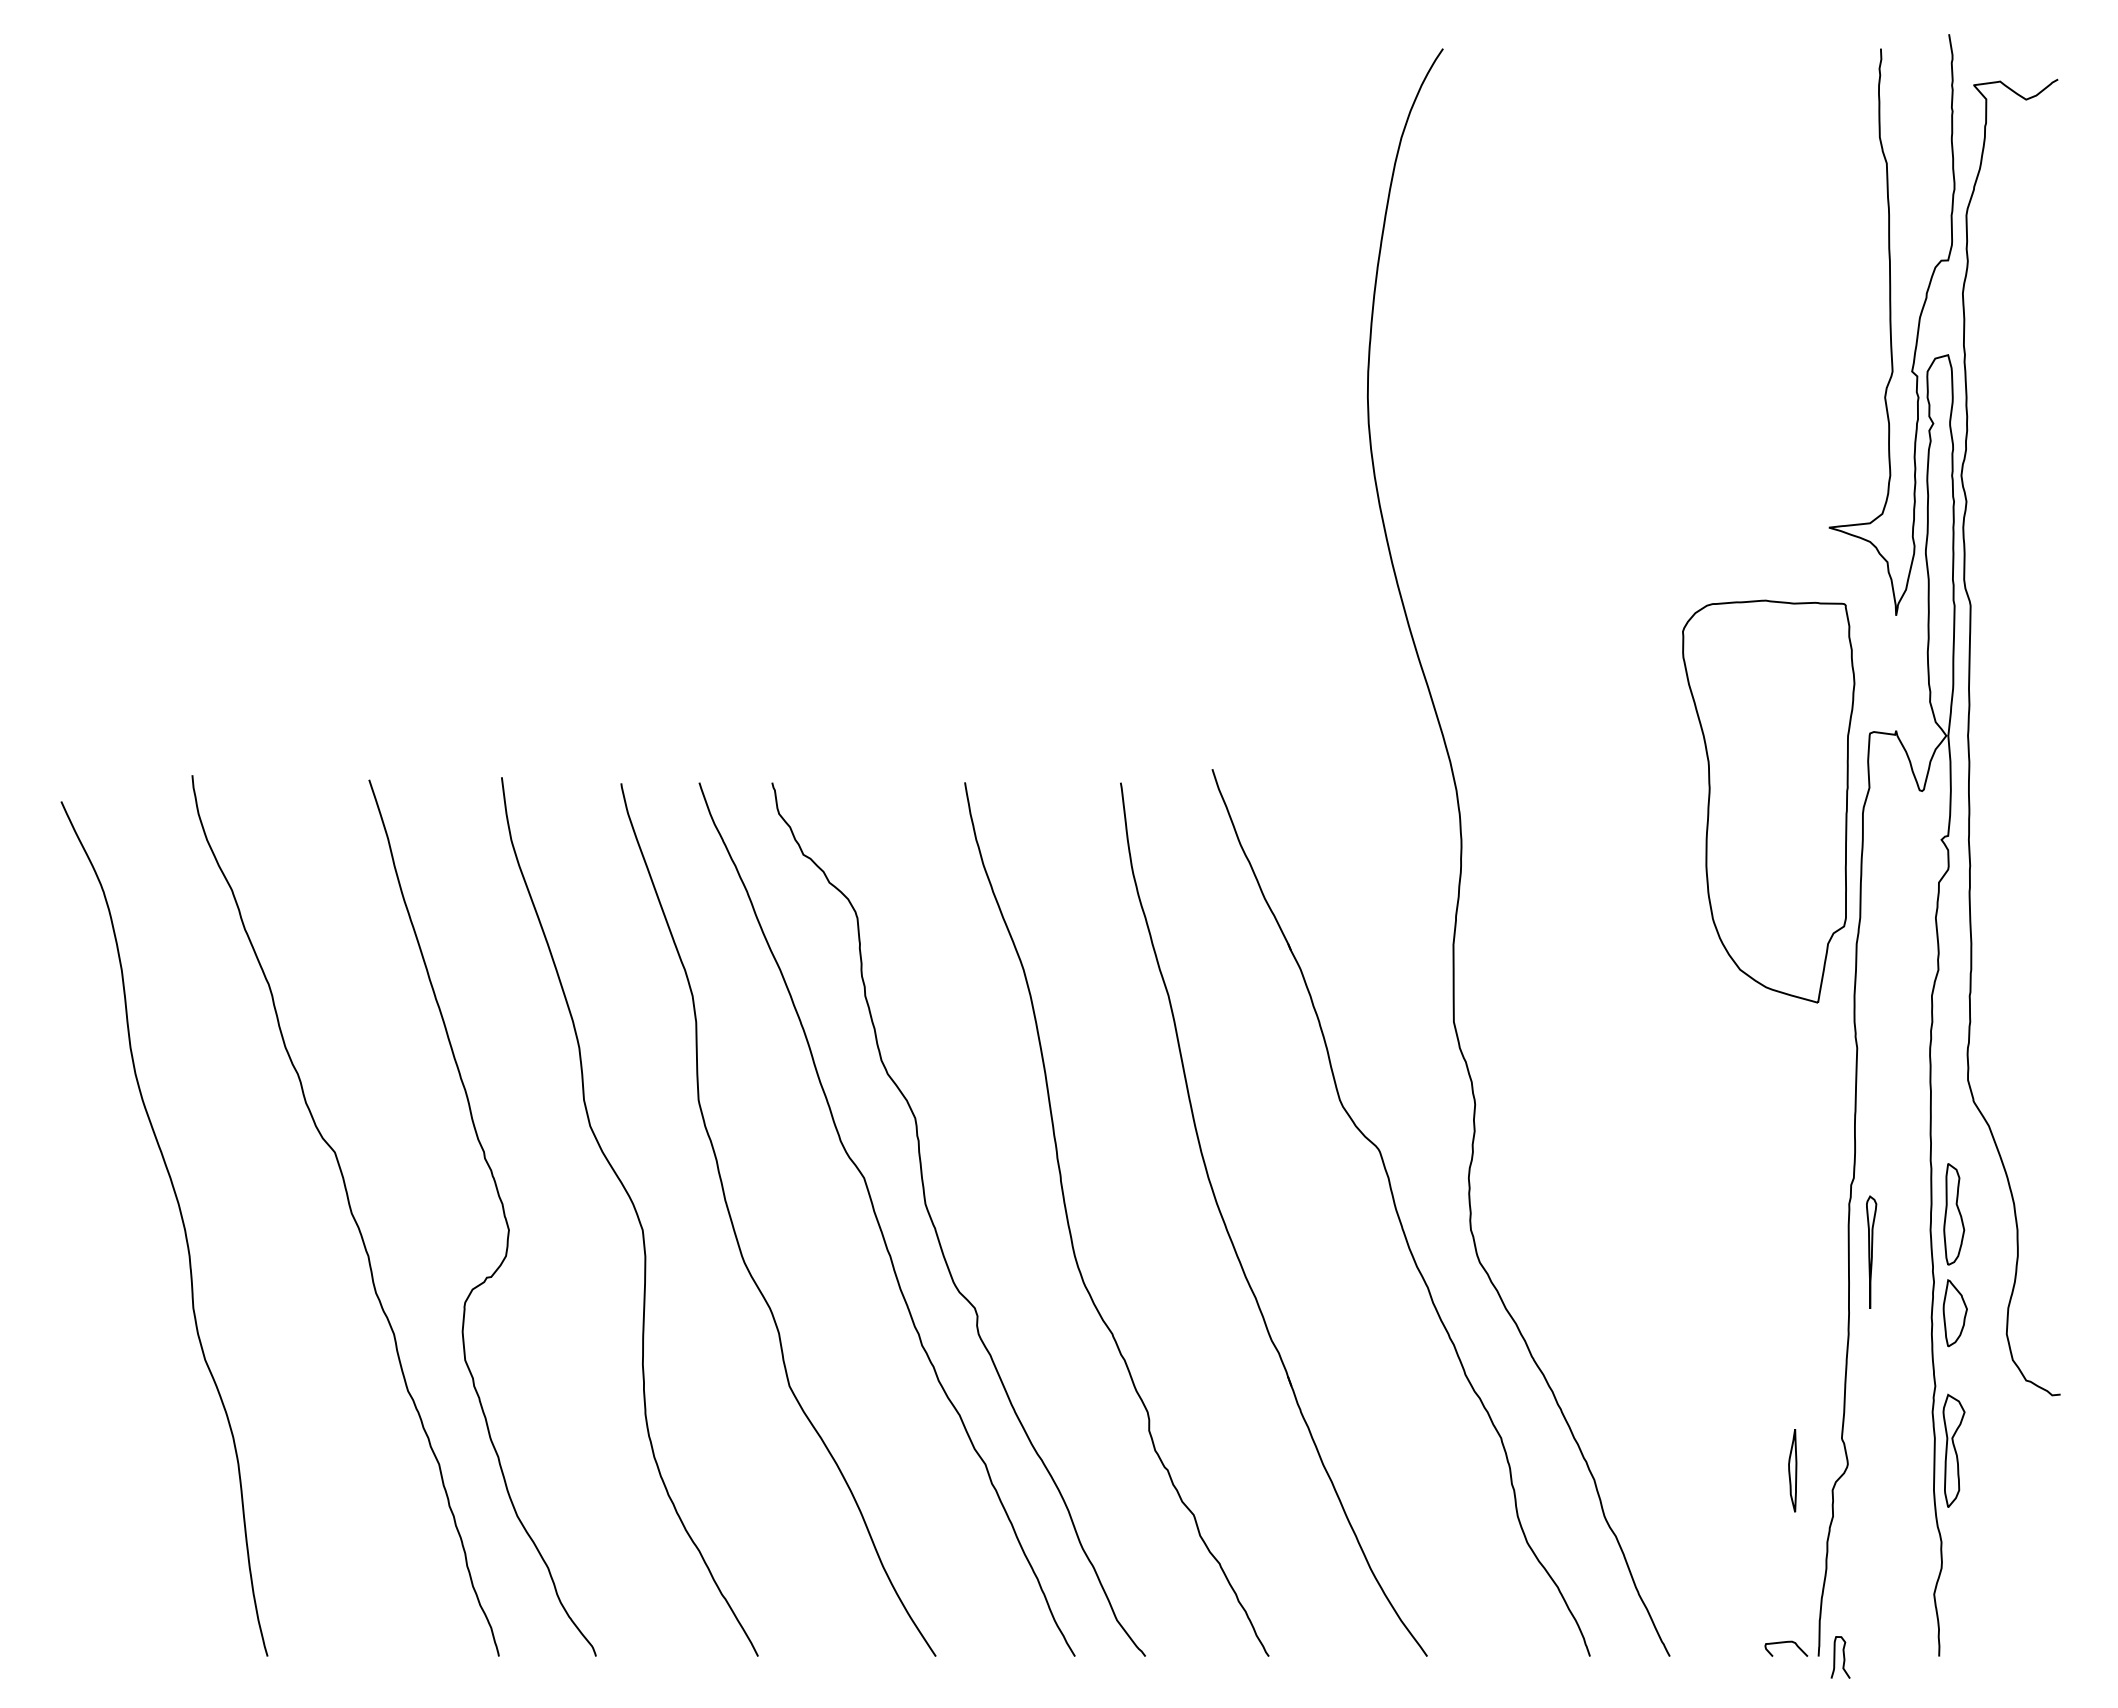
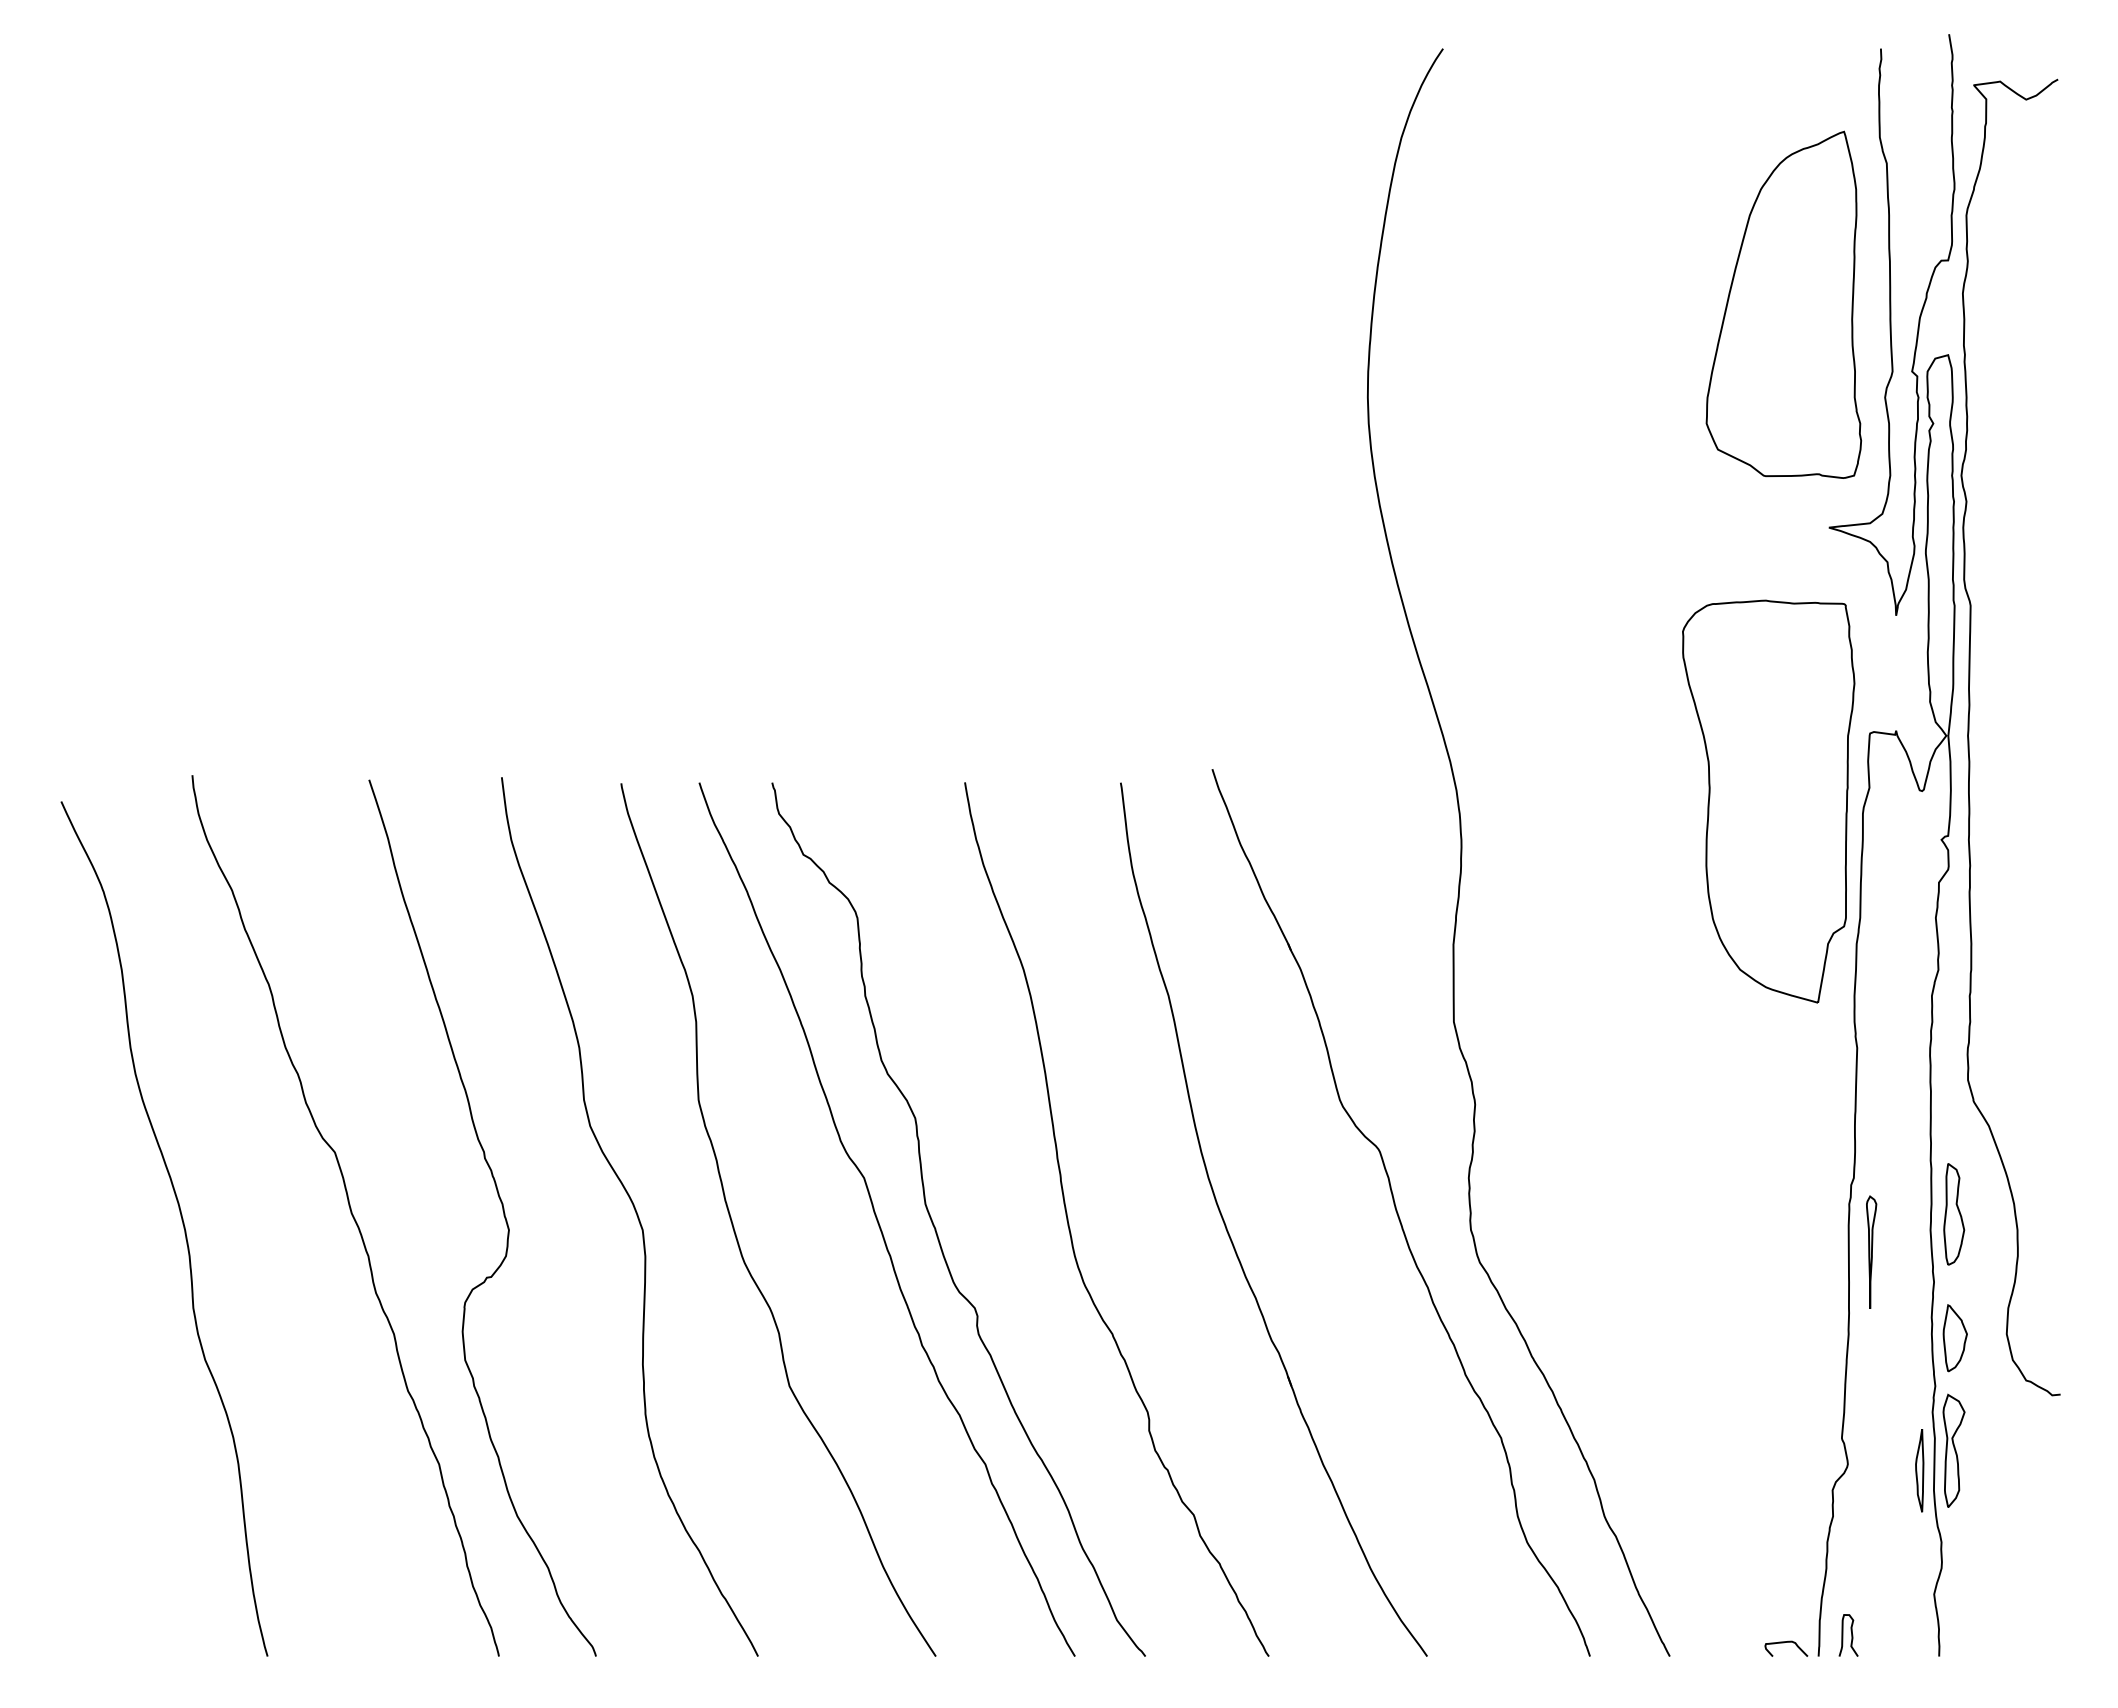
part: none -> present (1783, 304)
part position: (1954, 1313) -> (1954, 1338) (1954, 1338)
part position: (1792, 1470) -> (1919, 1470) (1919, 1470)
curve position: (1843, 1657) -> (1851, 1635) (1851, 1635)
